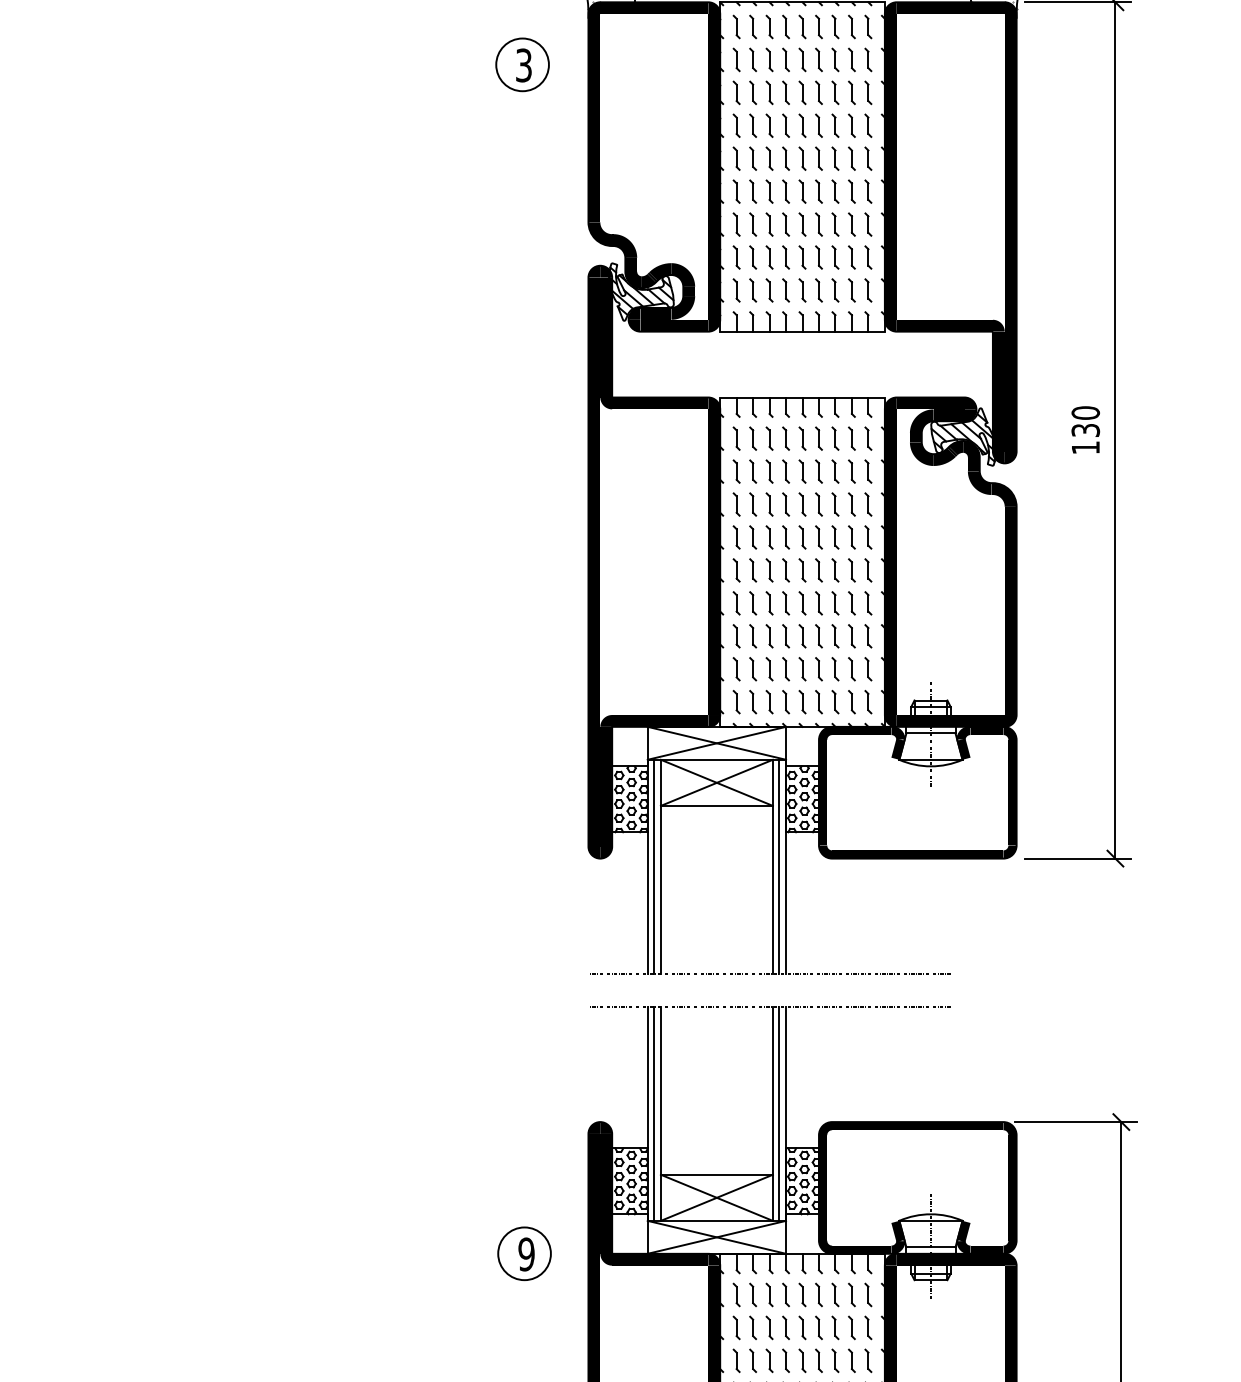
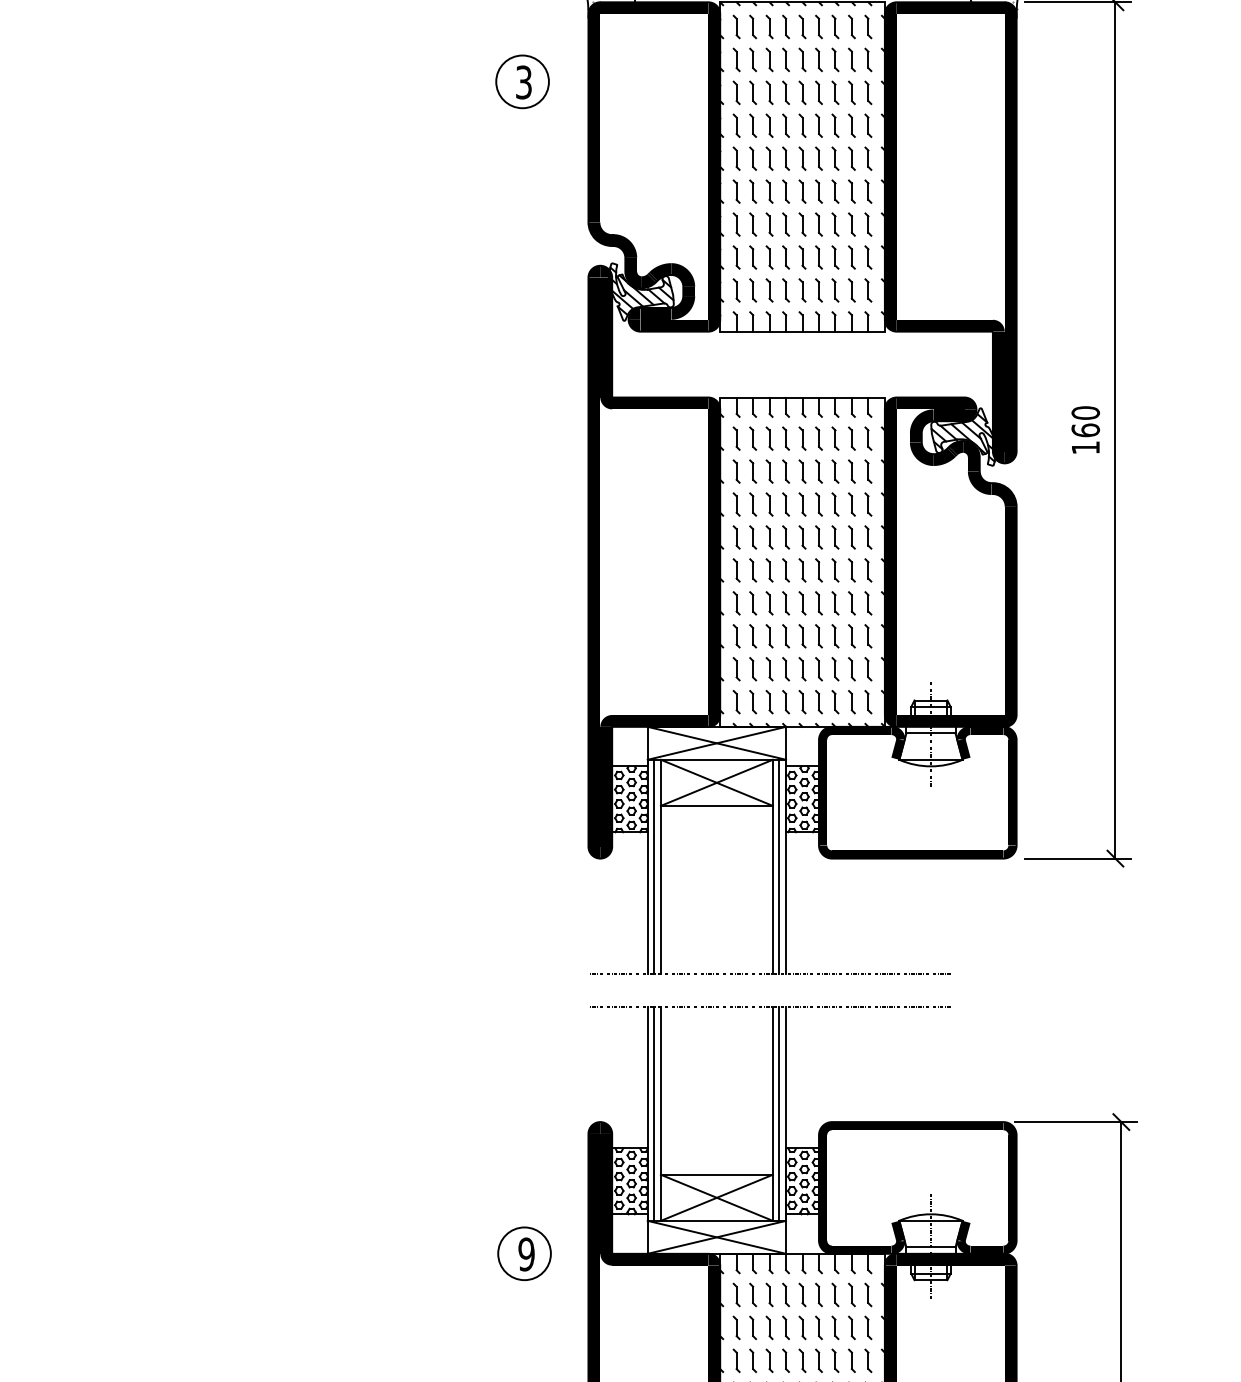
part position: (522, 64) -> (522, 81) (522, 81)
text: 130 -> 160 (1085, 430)
